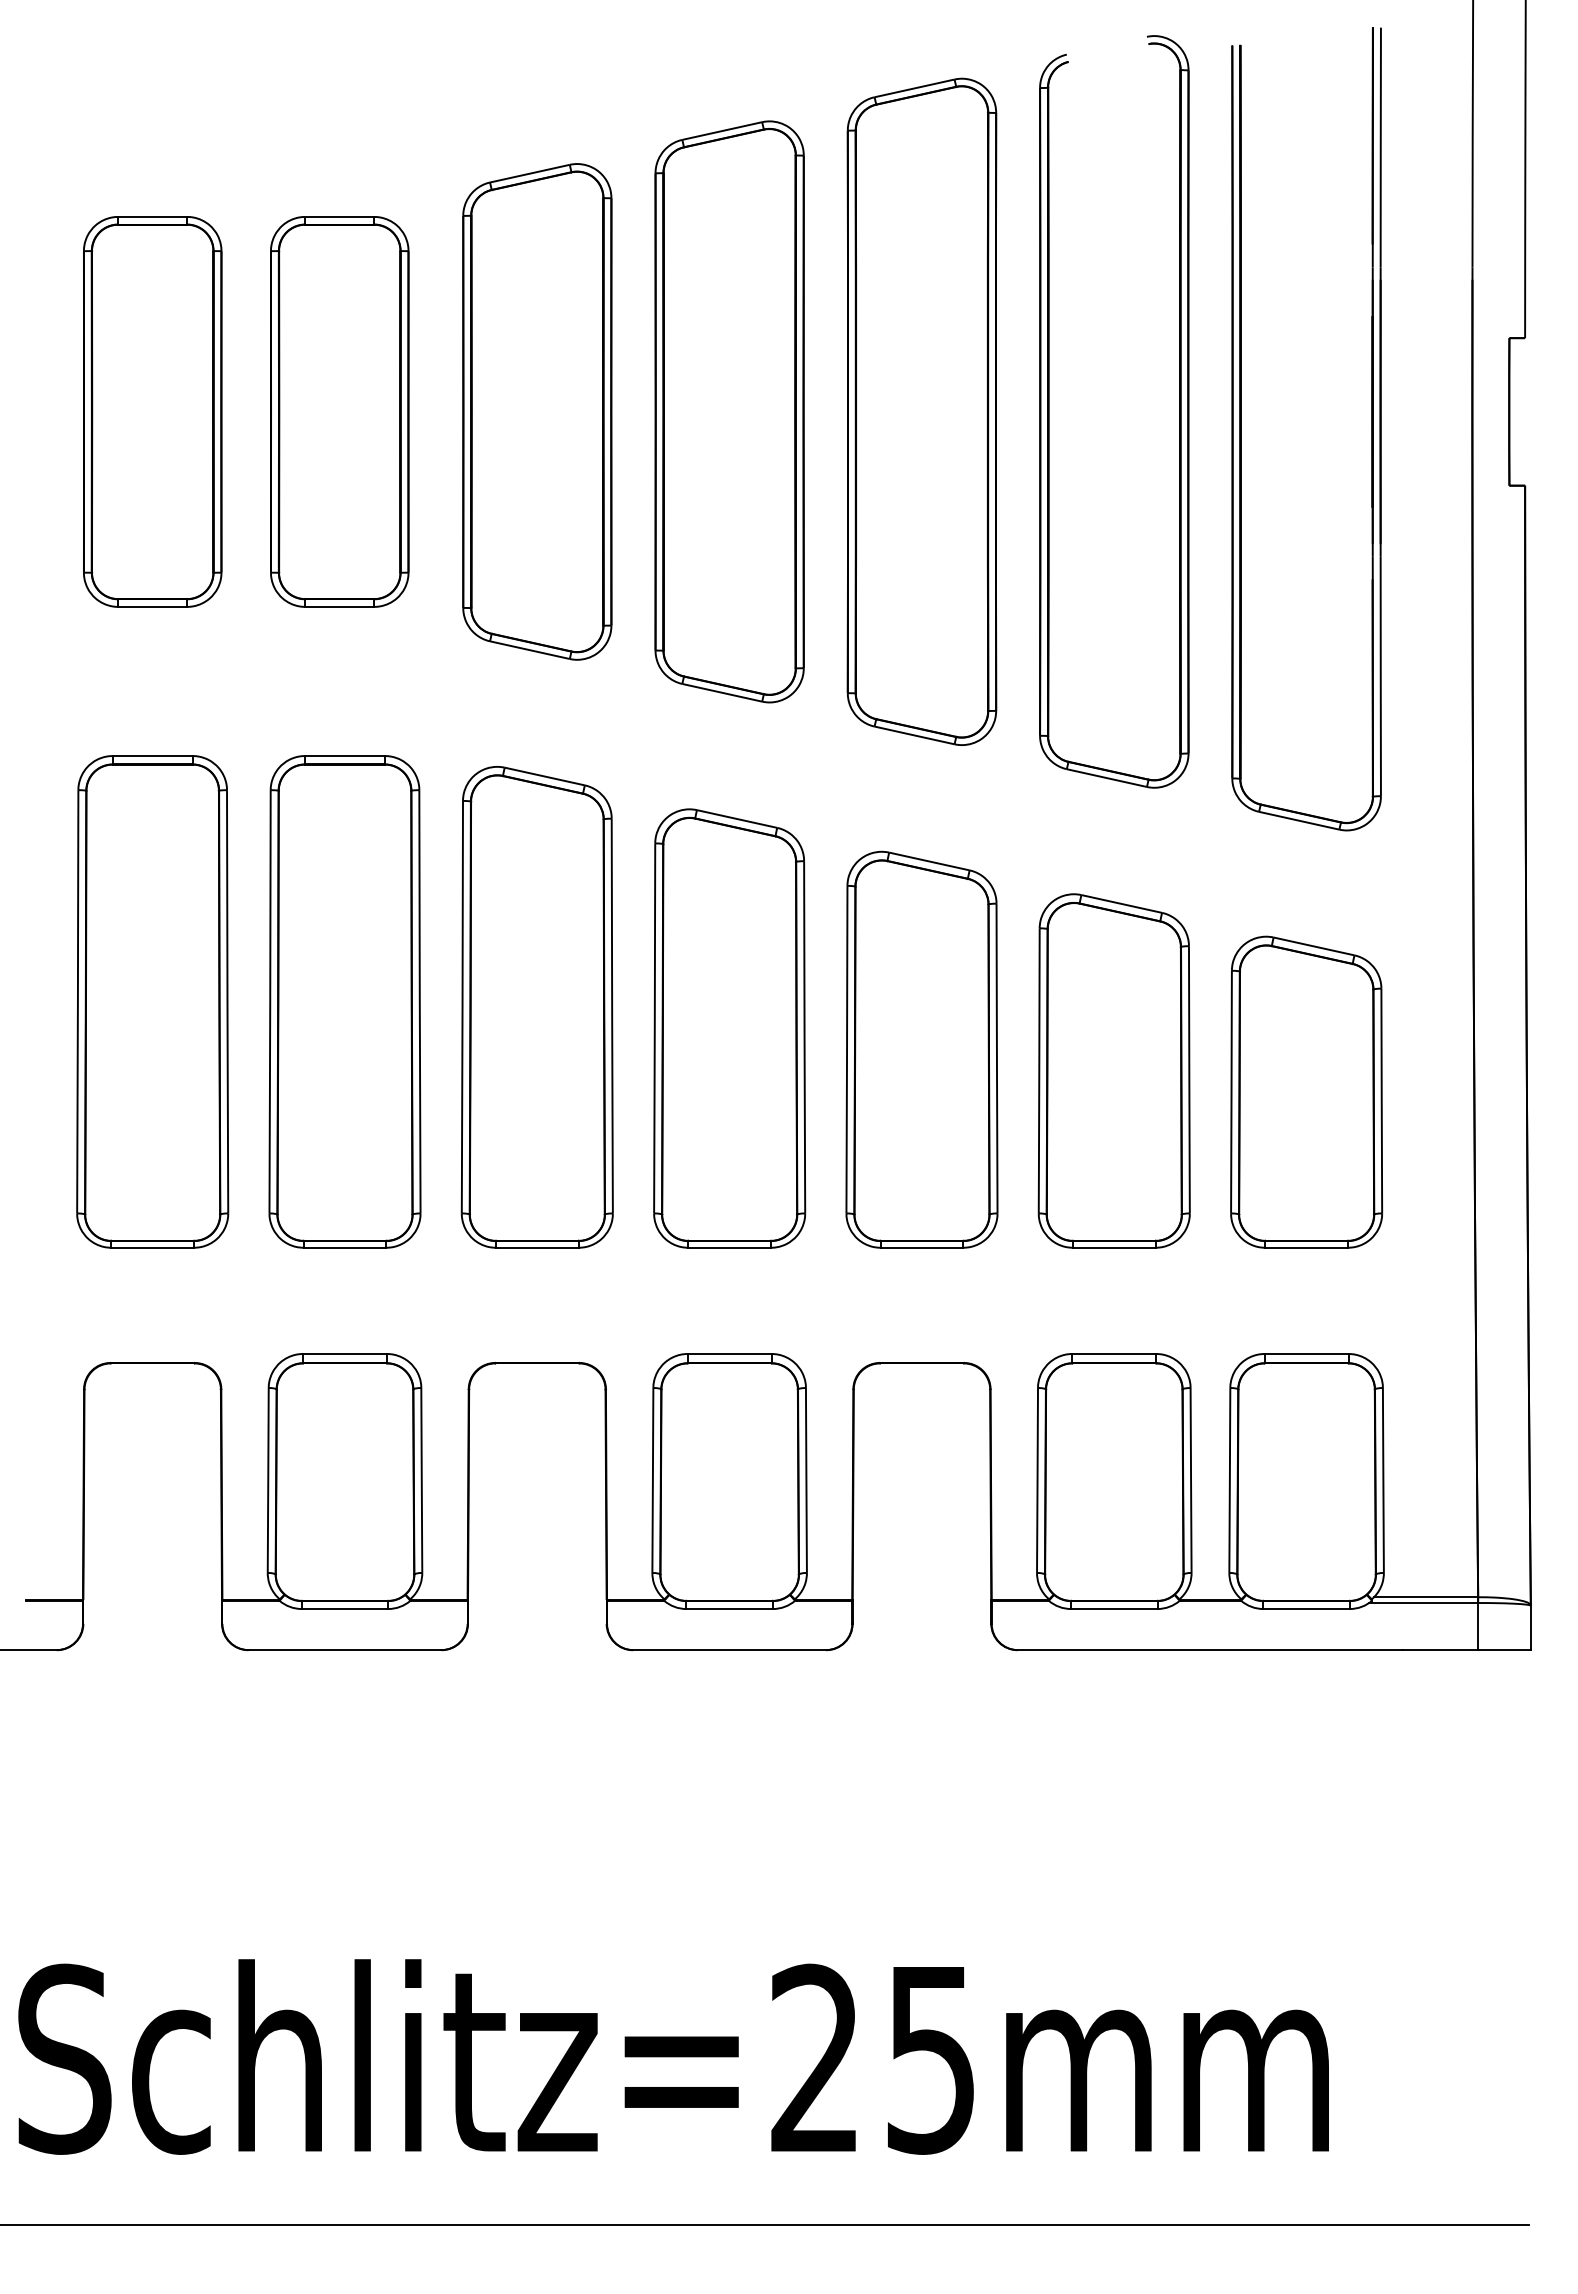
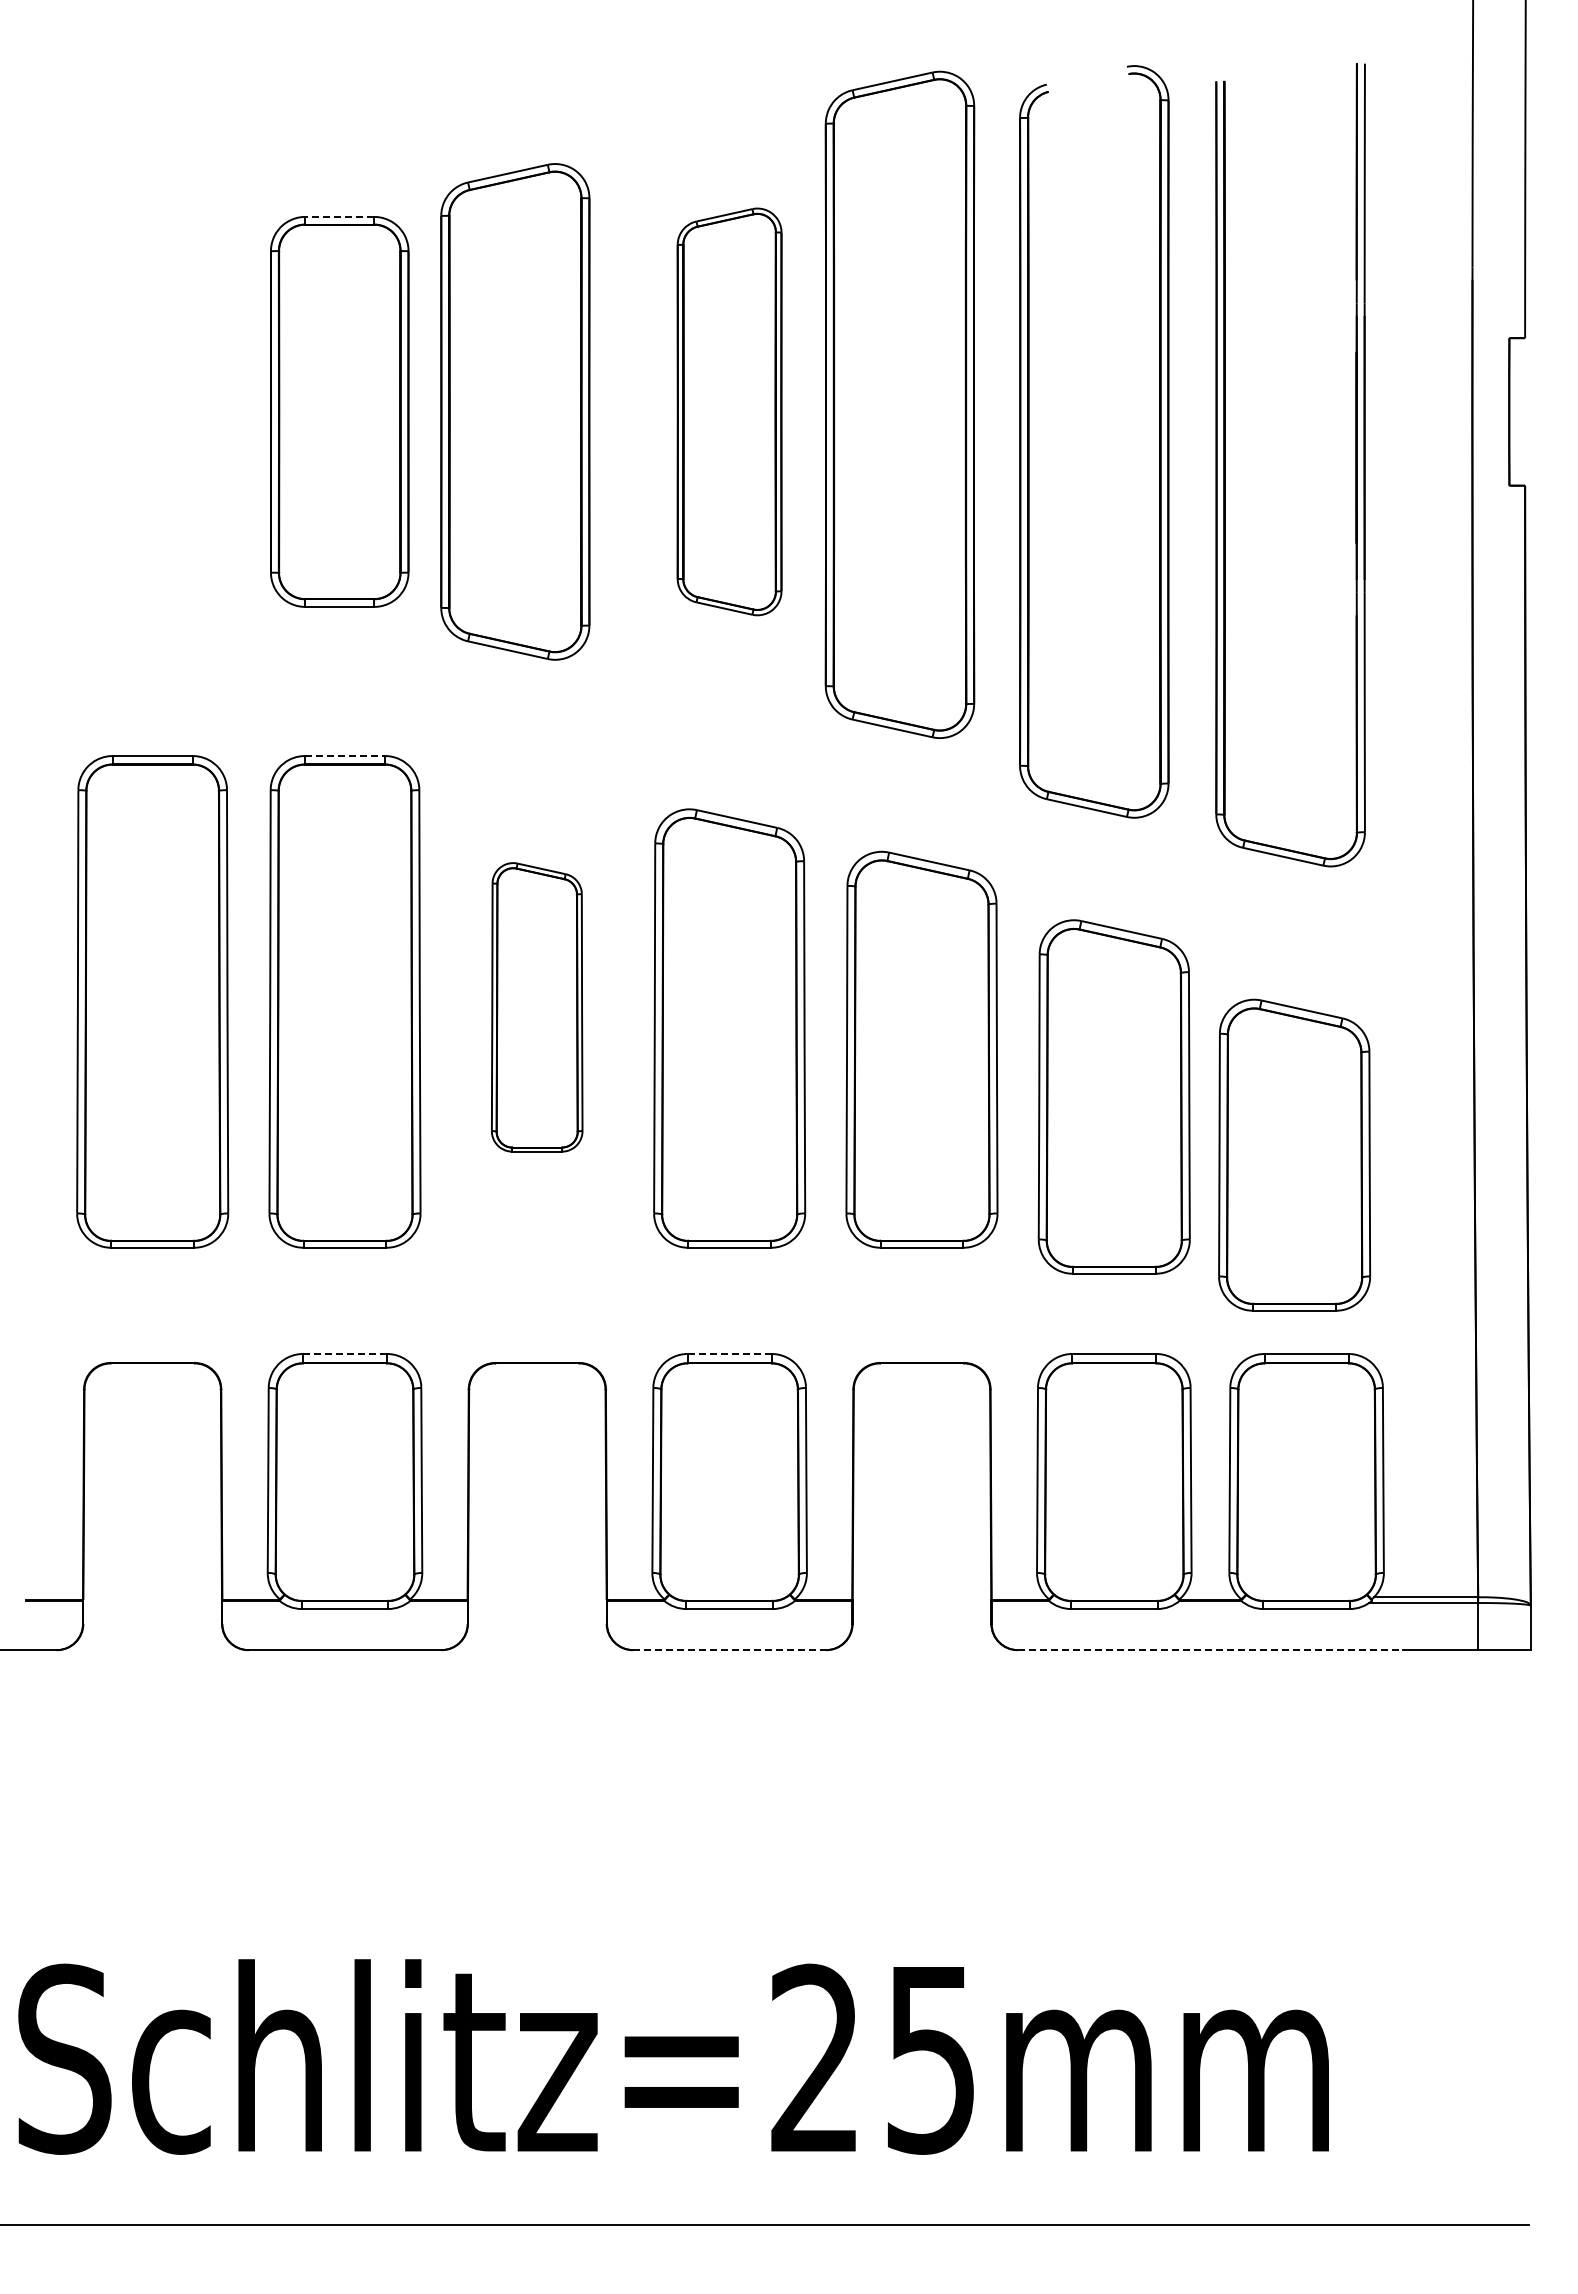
line: solid -> dashed (339, 216)
part: present -> none (152, 411)
part position: (537, 411) -> (515, 411) (515, 411)
part size: 151x584 px -> 107x410 px (729, 411)
part position: (921, 411) -> (899, 404) (899, 404)
part position: (1049, 411) -> (1029, 441) (1029, 441)
part position: (1241, 429) -> (1225, 465) (1225, 465)
line: solid -> dashed (345, 756)
part size: 154x483 px -> 93x291 px (537, 1007)
part position: (1113, 1070) -> (1113, 1096) (1113, 1096)
part position: (1306, 1091) -> (1294, 1154) (1294, 1154)
line: solid -> dashed (345, 1353)
line: solid -> dashed (729, 1353)
line: solid -> dashed (730, 1650)
line: solid -> dashed (1210, 1650)
